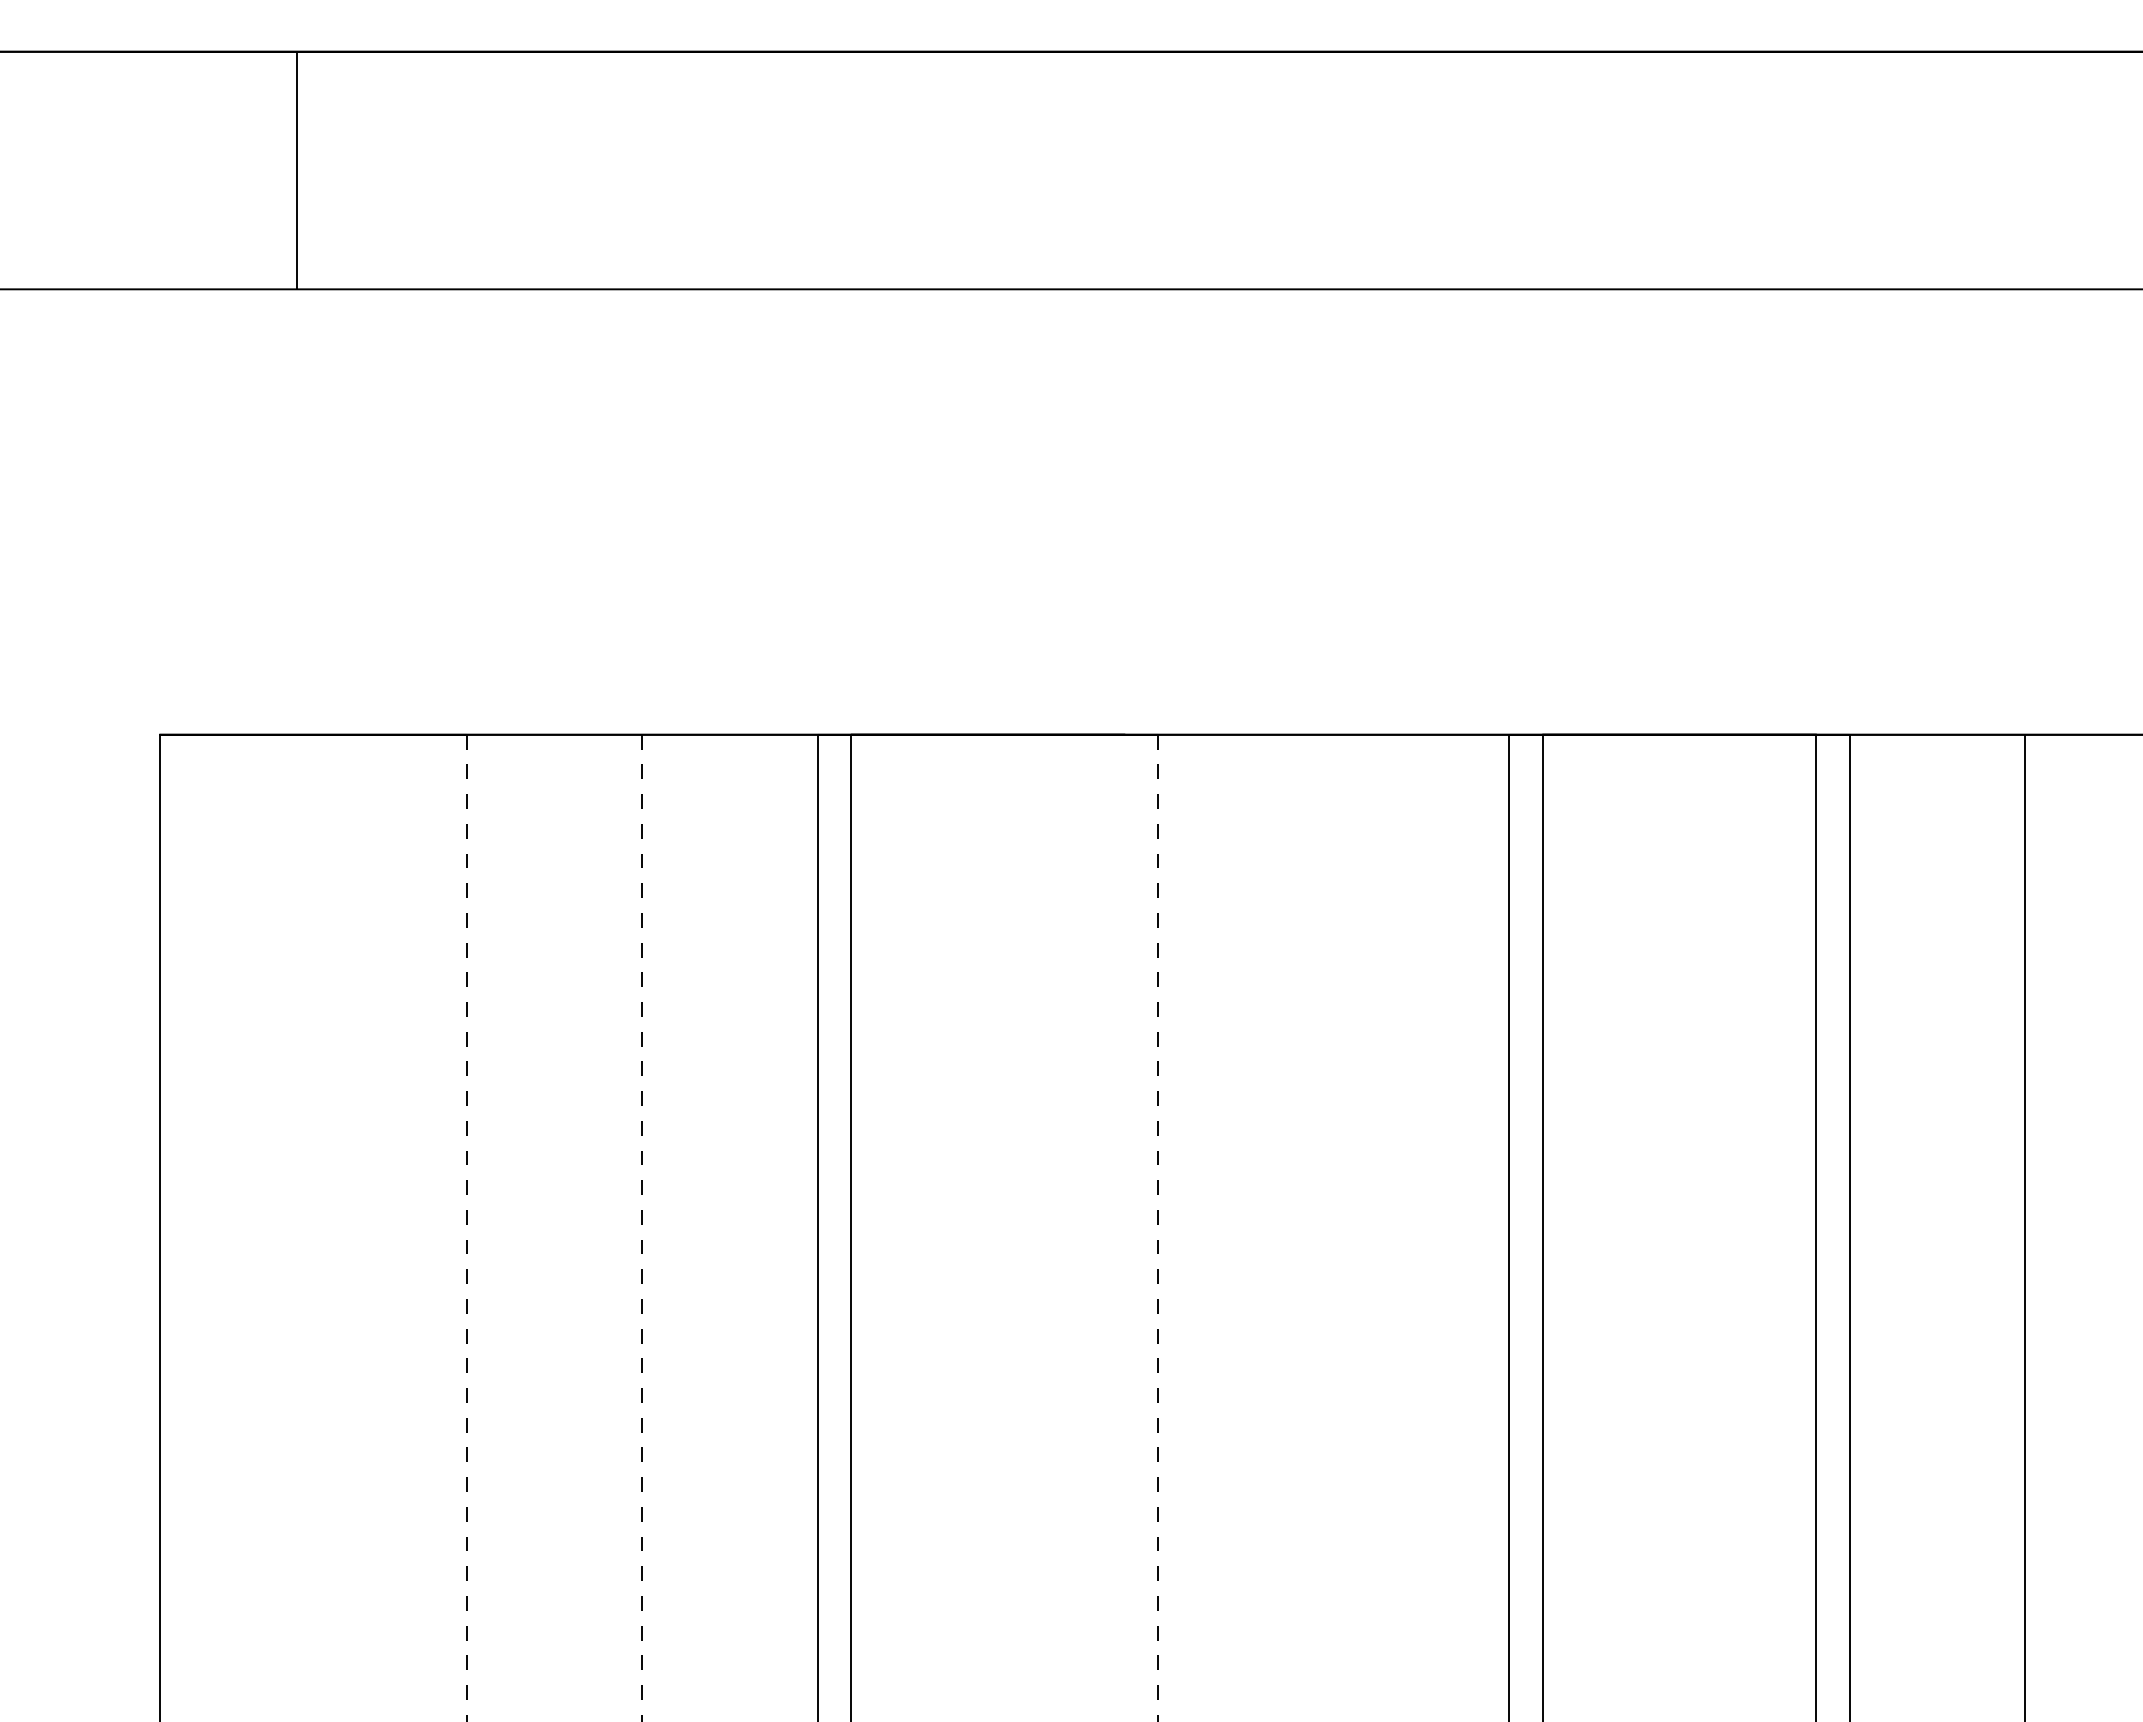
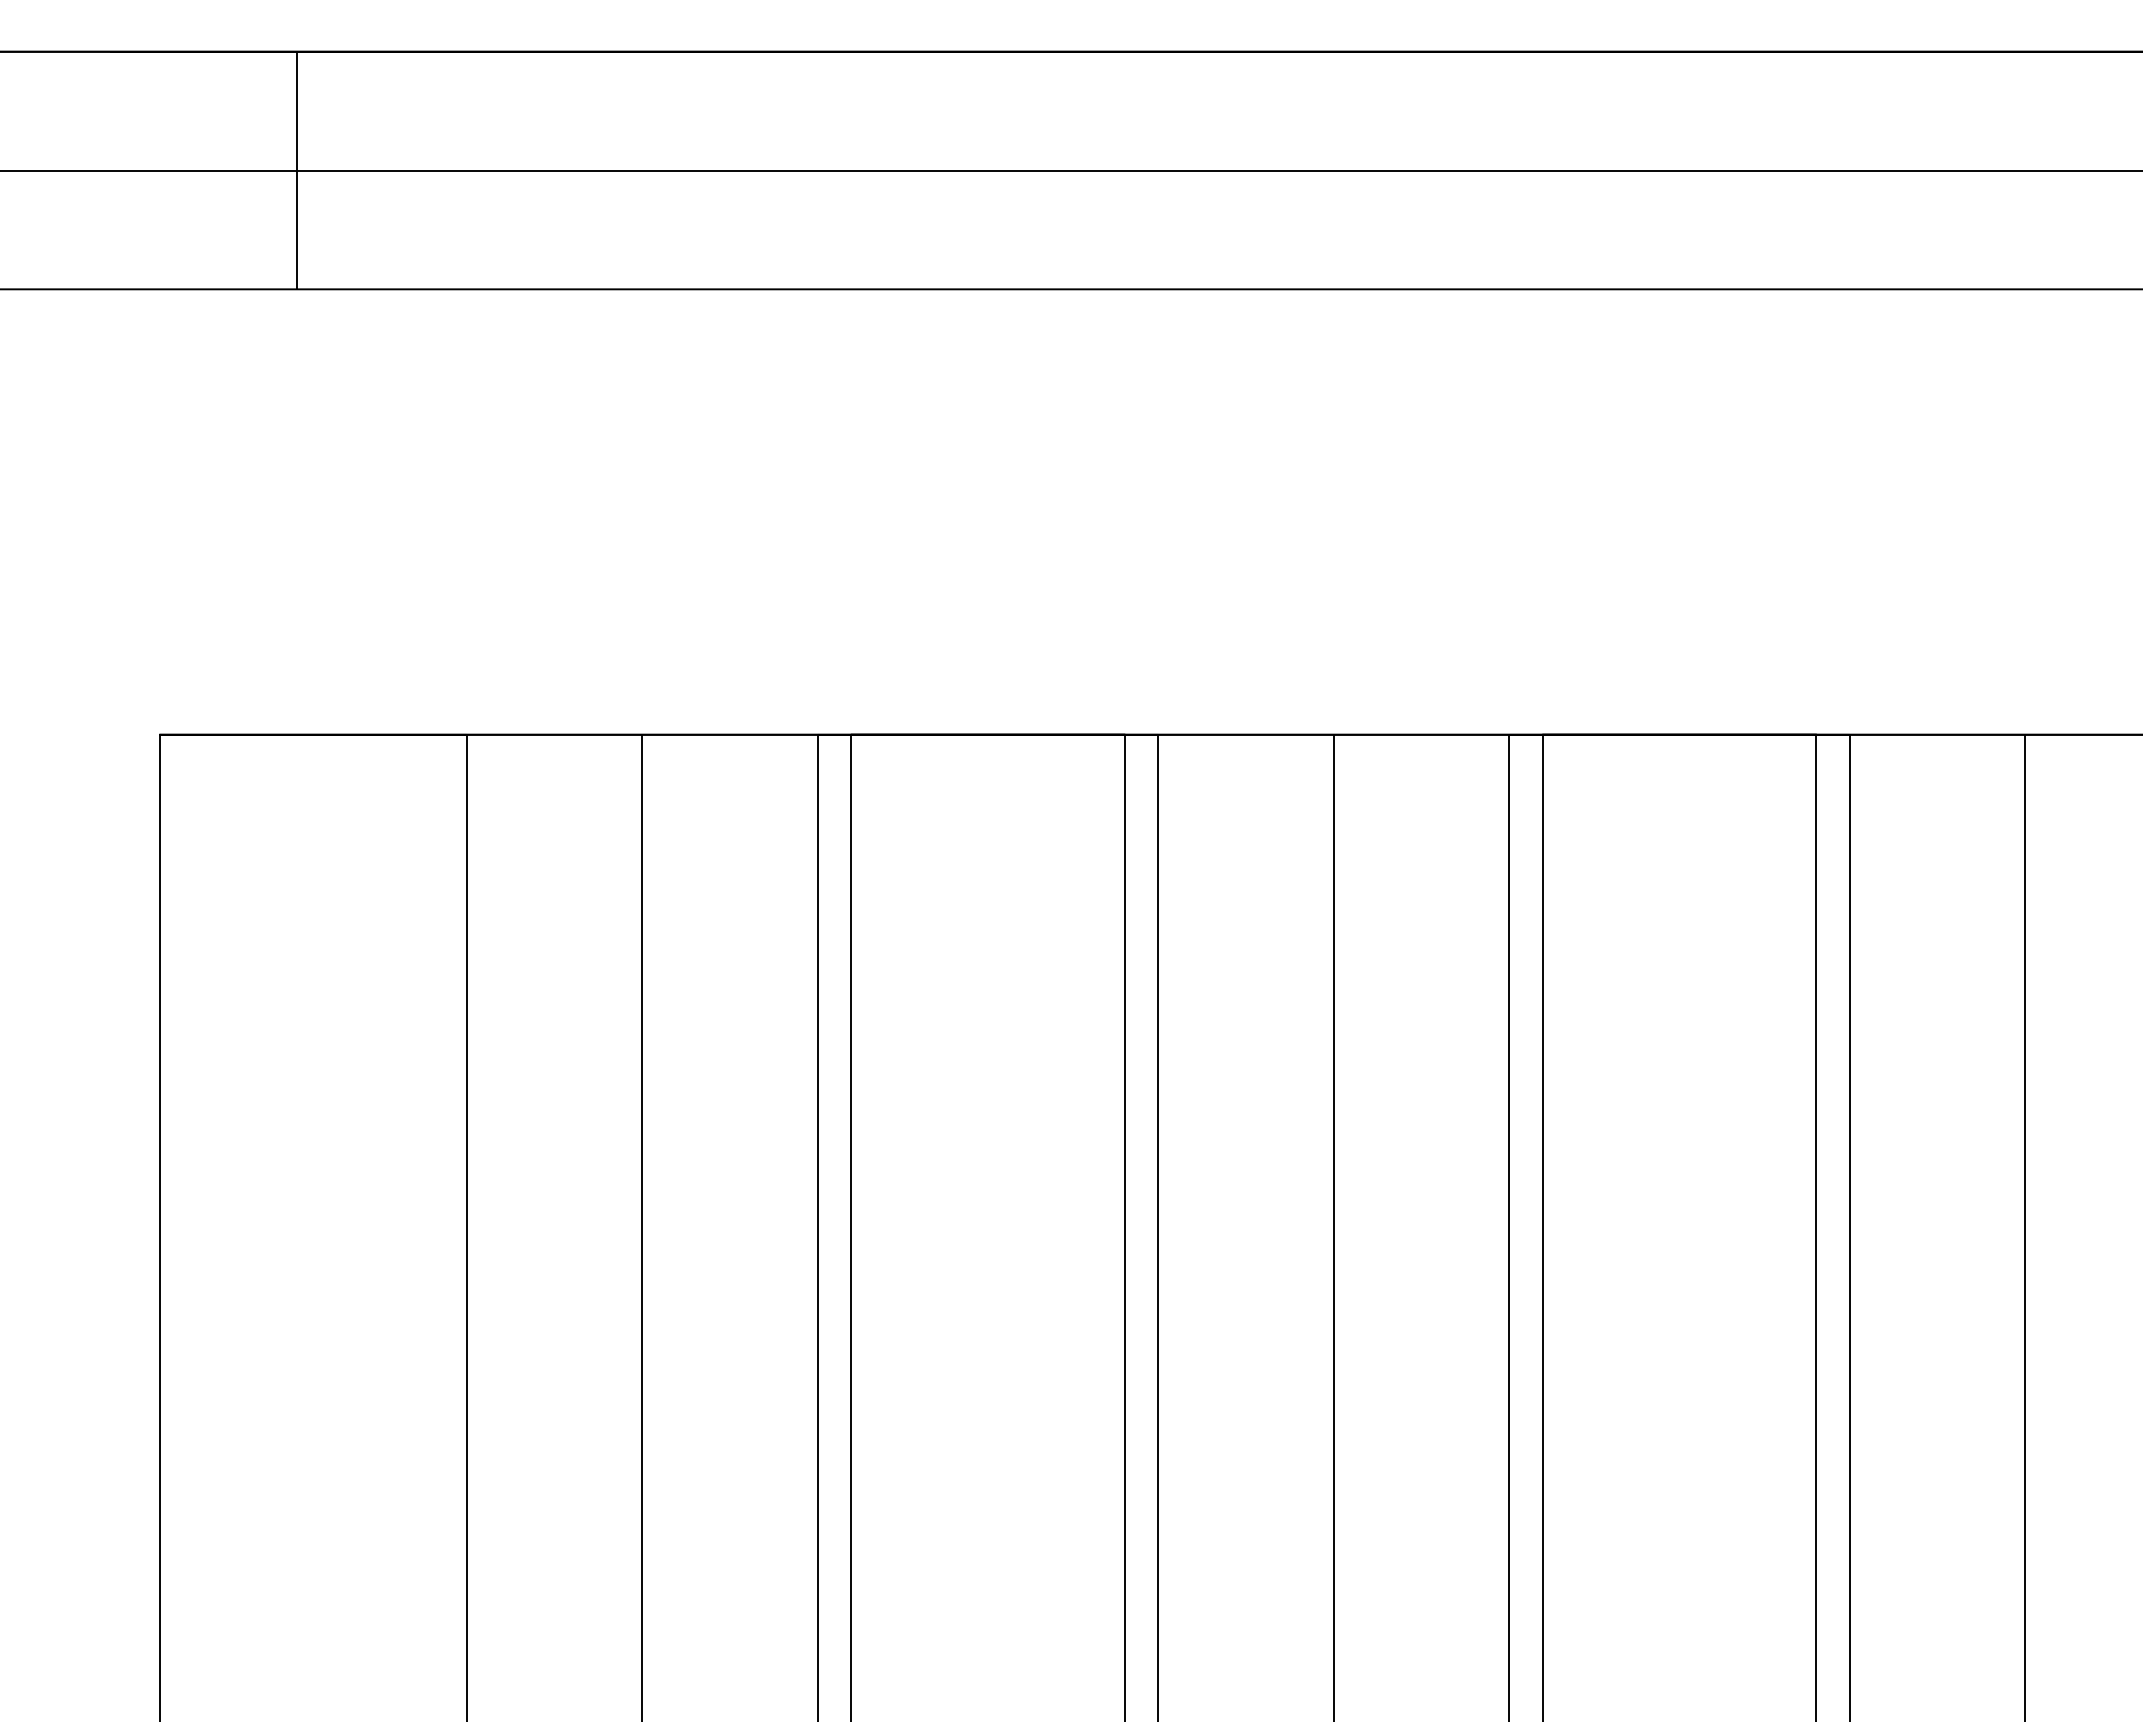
line: none -> present (1070, 170)
line: none -> present (1124, 1226)
line: none -> present (1333, 1226)
line: dashed -> solid (466, 1228)
line: dashed -> solid (642, 1228)
line: dashed -> solid (1158, 1228)
